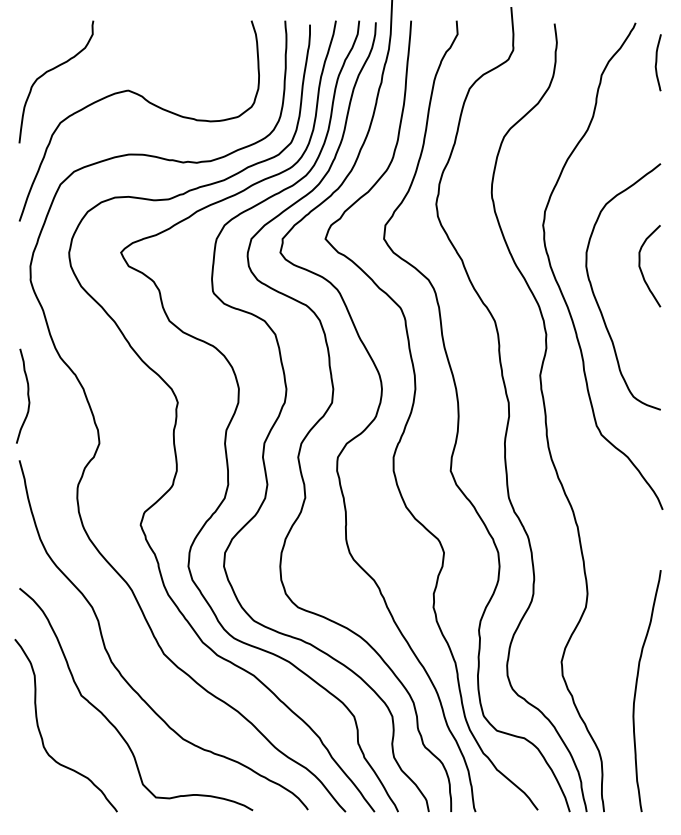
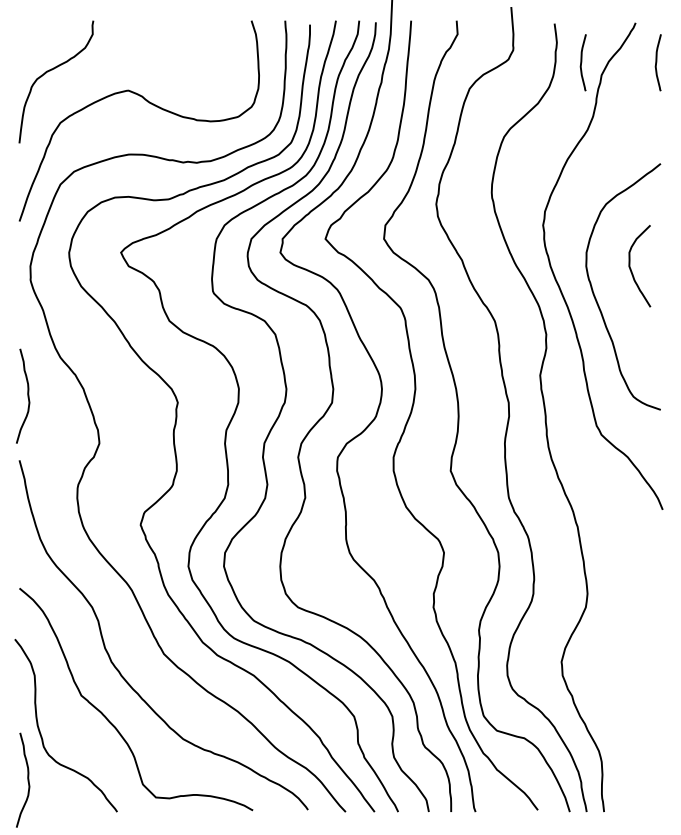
curve: none -> present (582, 62)
curve position: (641, 268) -> (631, 268) (631, 268)
curve: present -> none (636, 691)
curve: none -> present (27, 779)
